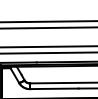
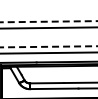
line: solid -> dashed (49, 21)
line: solid -> dashed (48, 46)
